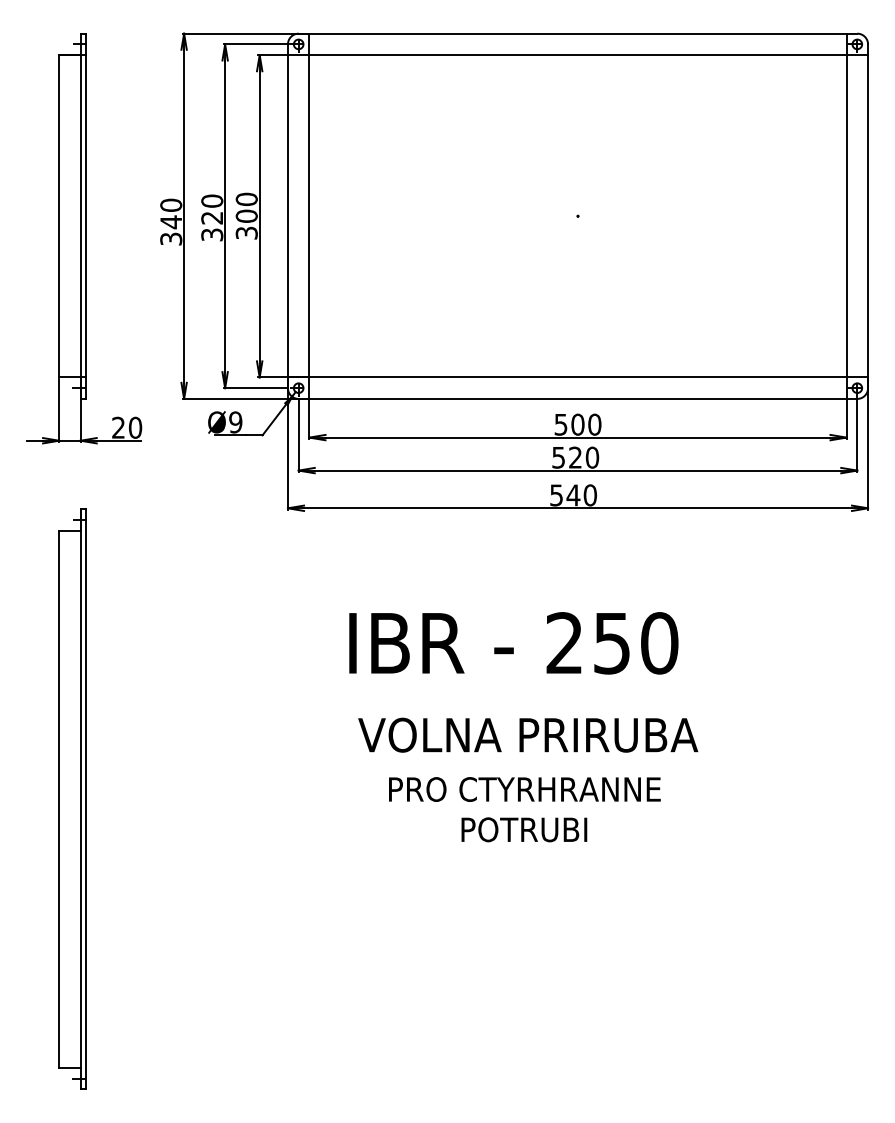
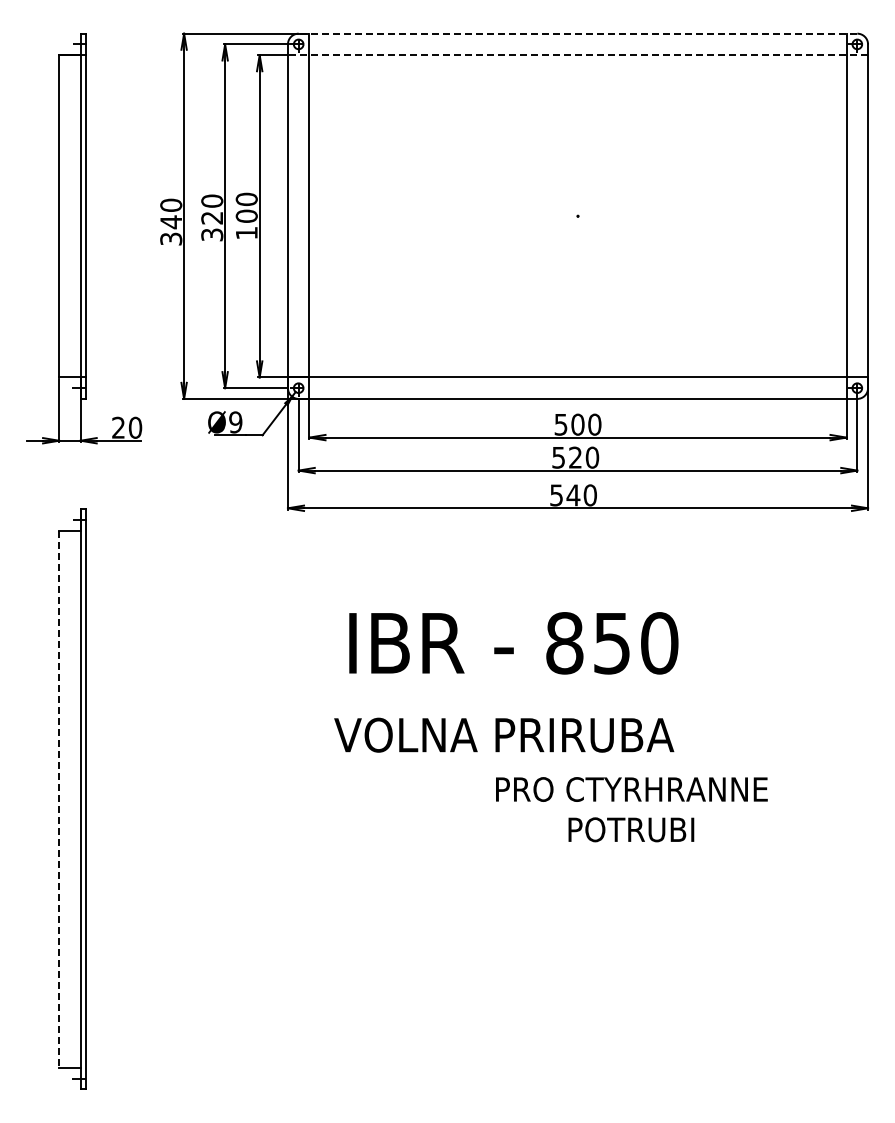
line: solid -> dashed (577, 33)
line: solid -> dashed (577, 55)
text: 300 -> 100 (246, 232)
text: 250 -> 850 (564, 643)
text position: (528, 734) -> (504, 734) (504, 734)
line: solid -> dashed (59, 799)
text position: (524, 809) -> (631, 809) (631, 809)
